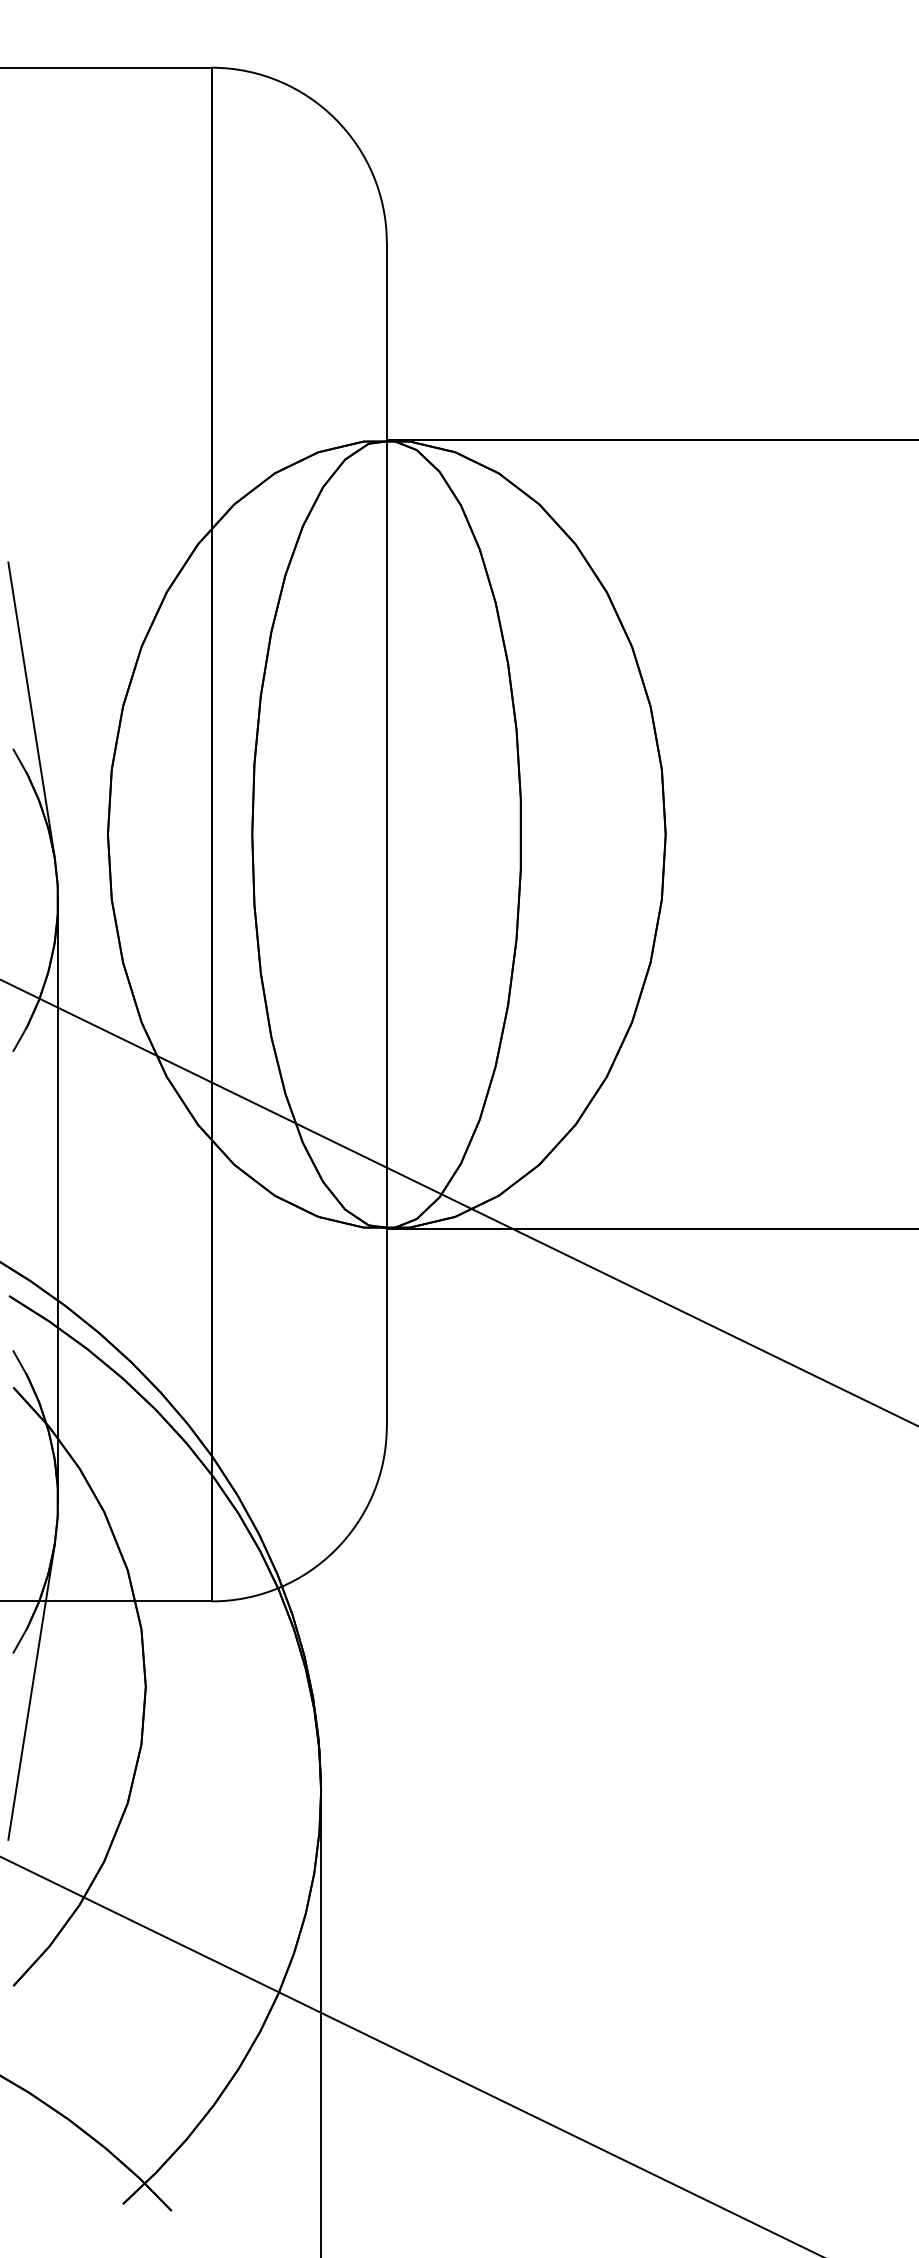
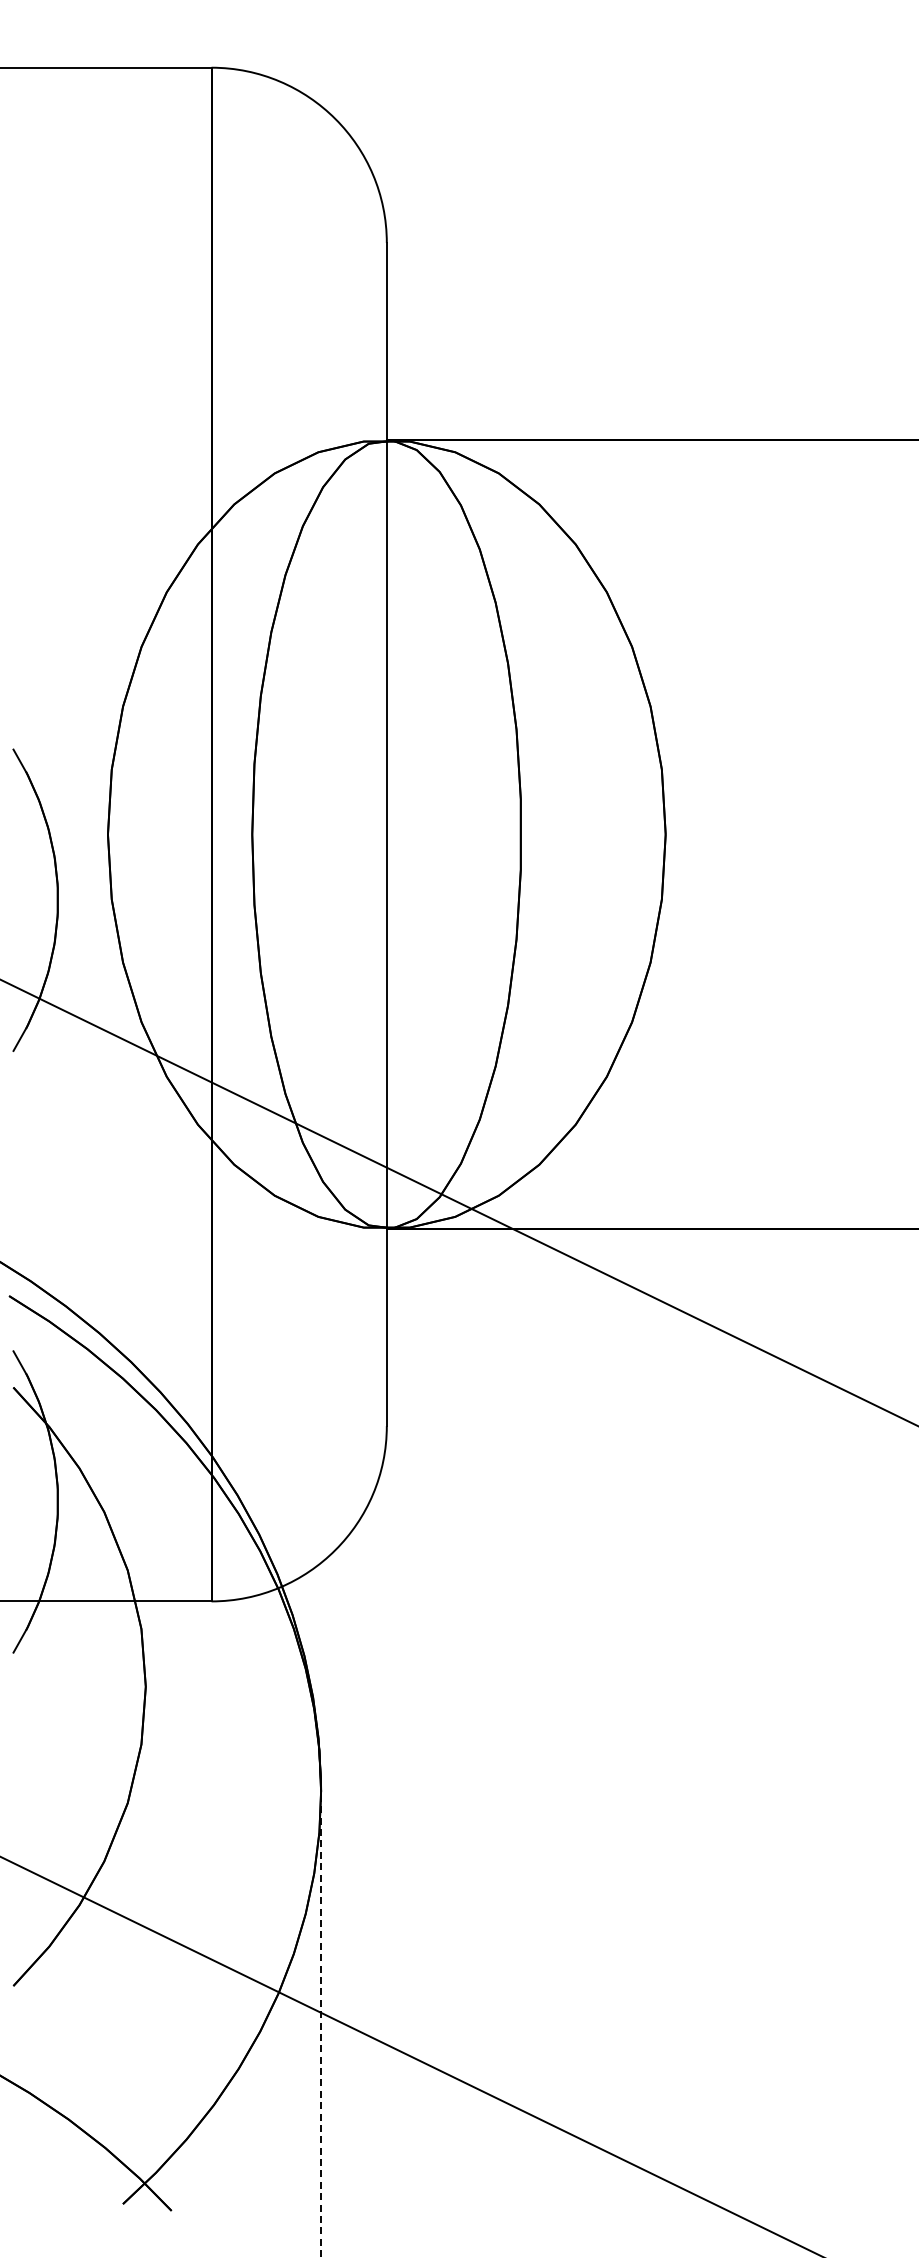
line: present -> none (31, 710)
line: present -> none (58, 1200)
line: present -> none (31, 1691)
line: solid -> dashed (321, 2024)
